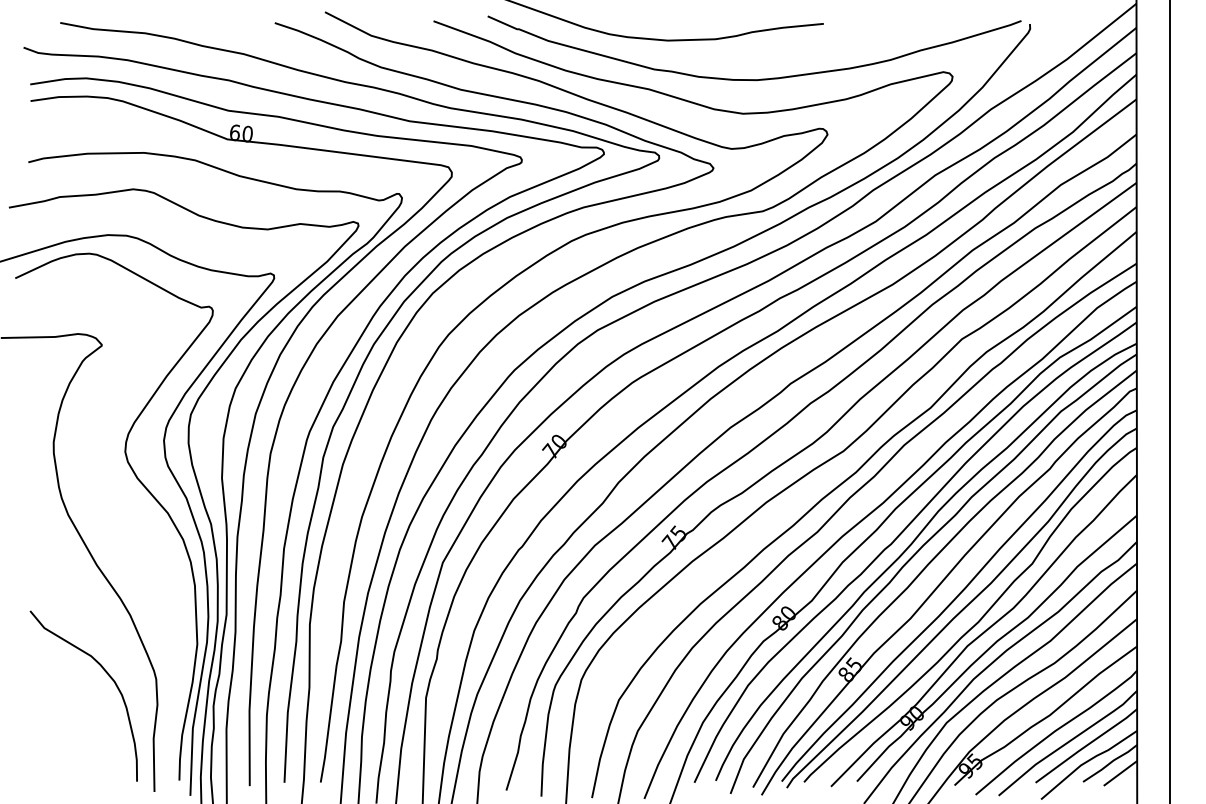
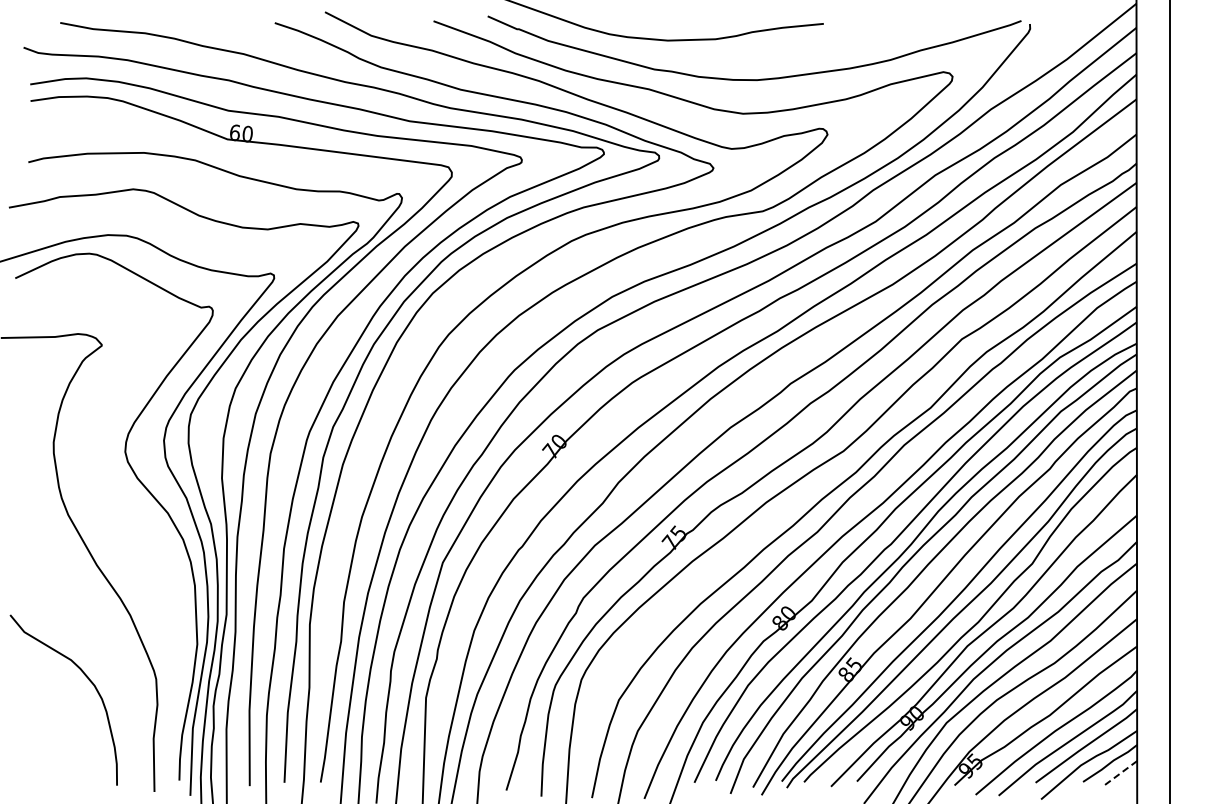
curve position: (109, 677) -> (89, 681) (89, 681)
line: solid -> dashed (1120, 773)
